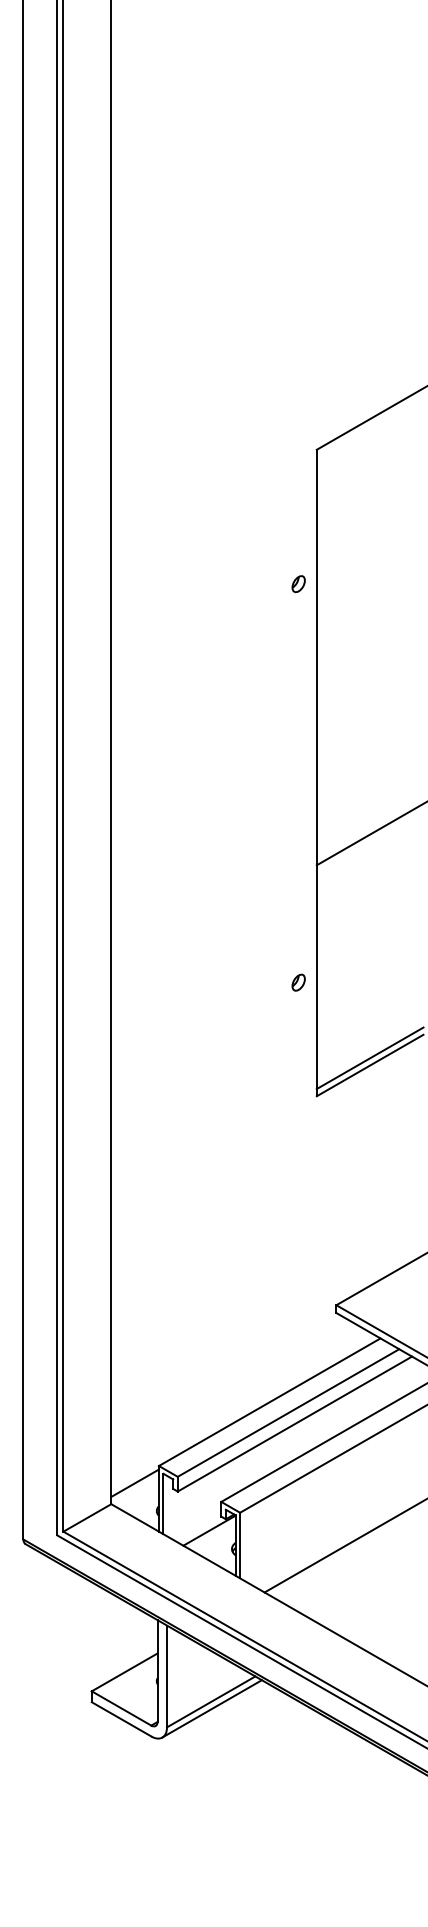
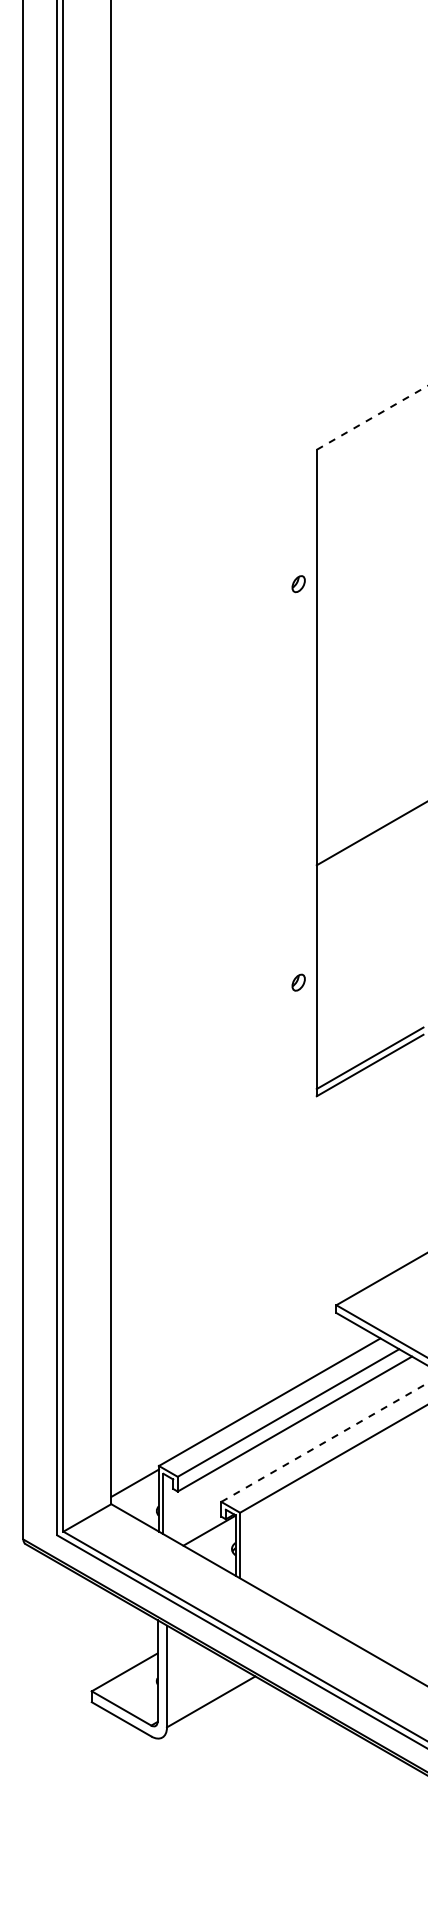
line: solid -> dashed (372, 417)
line: solid -> dashed (324, 1442)
line: present -> none (344, 1546)
line: present -> none (211, 1708)
